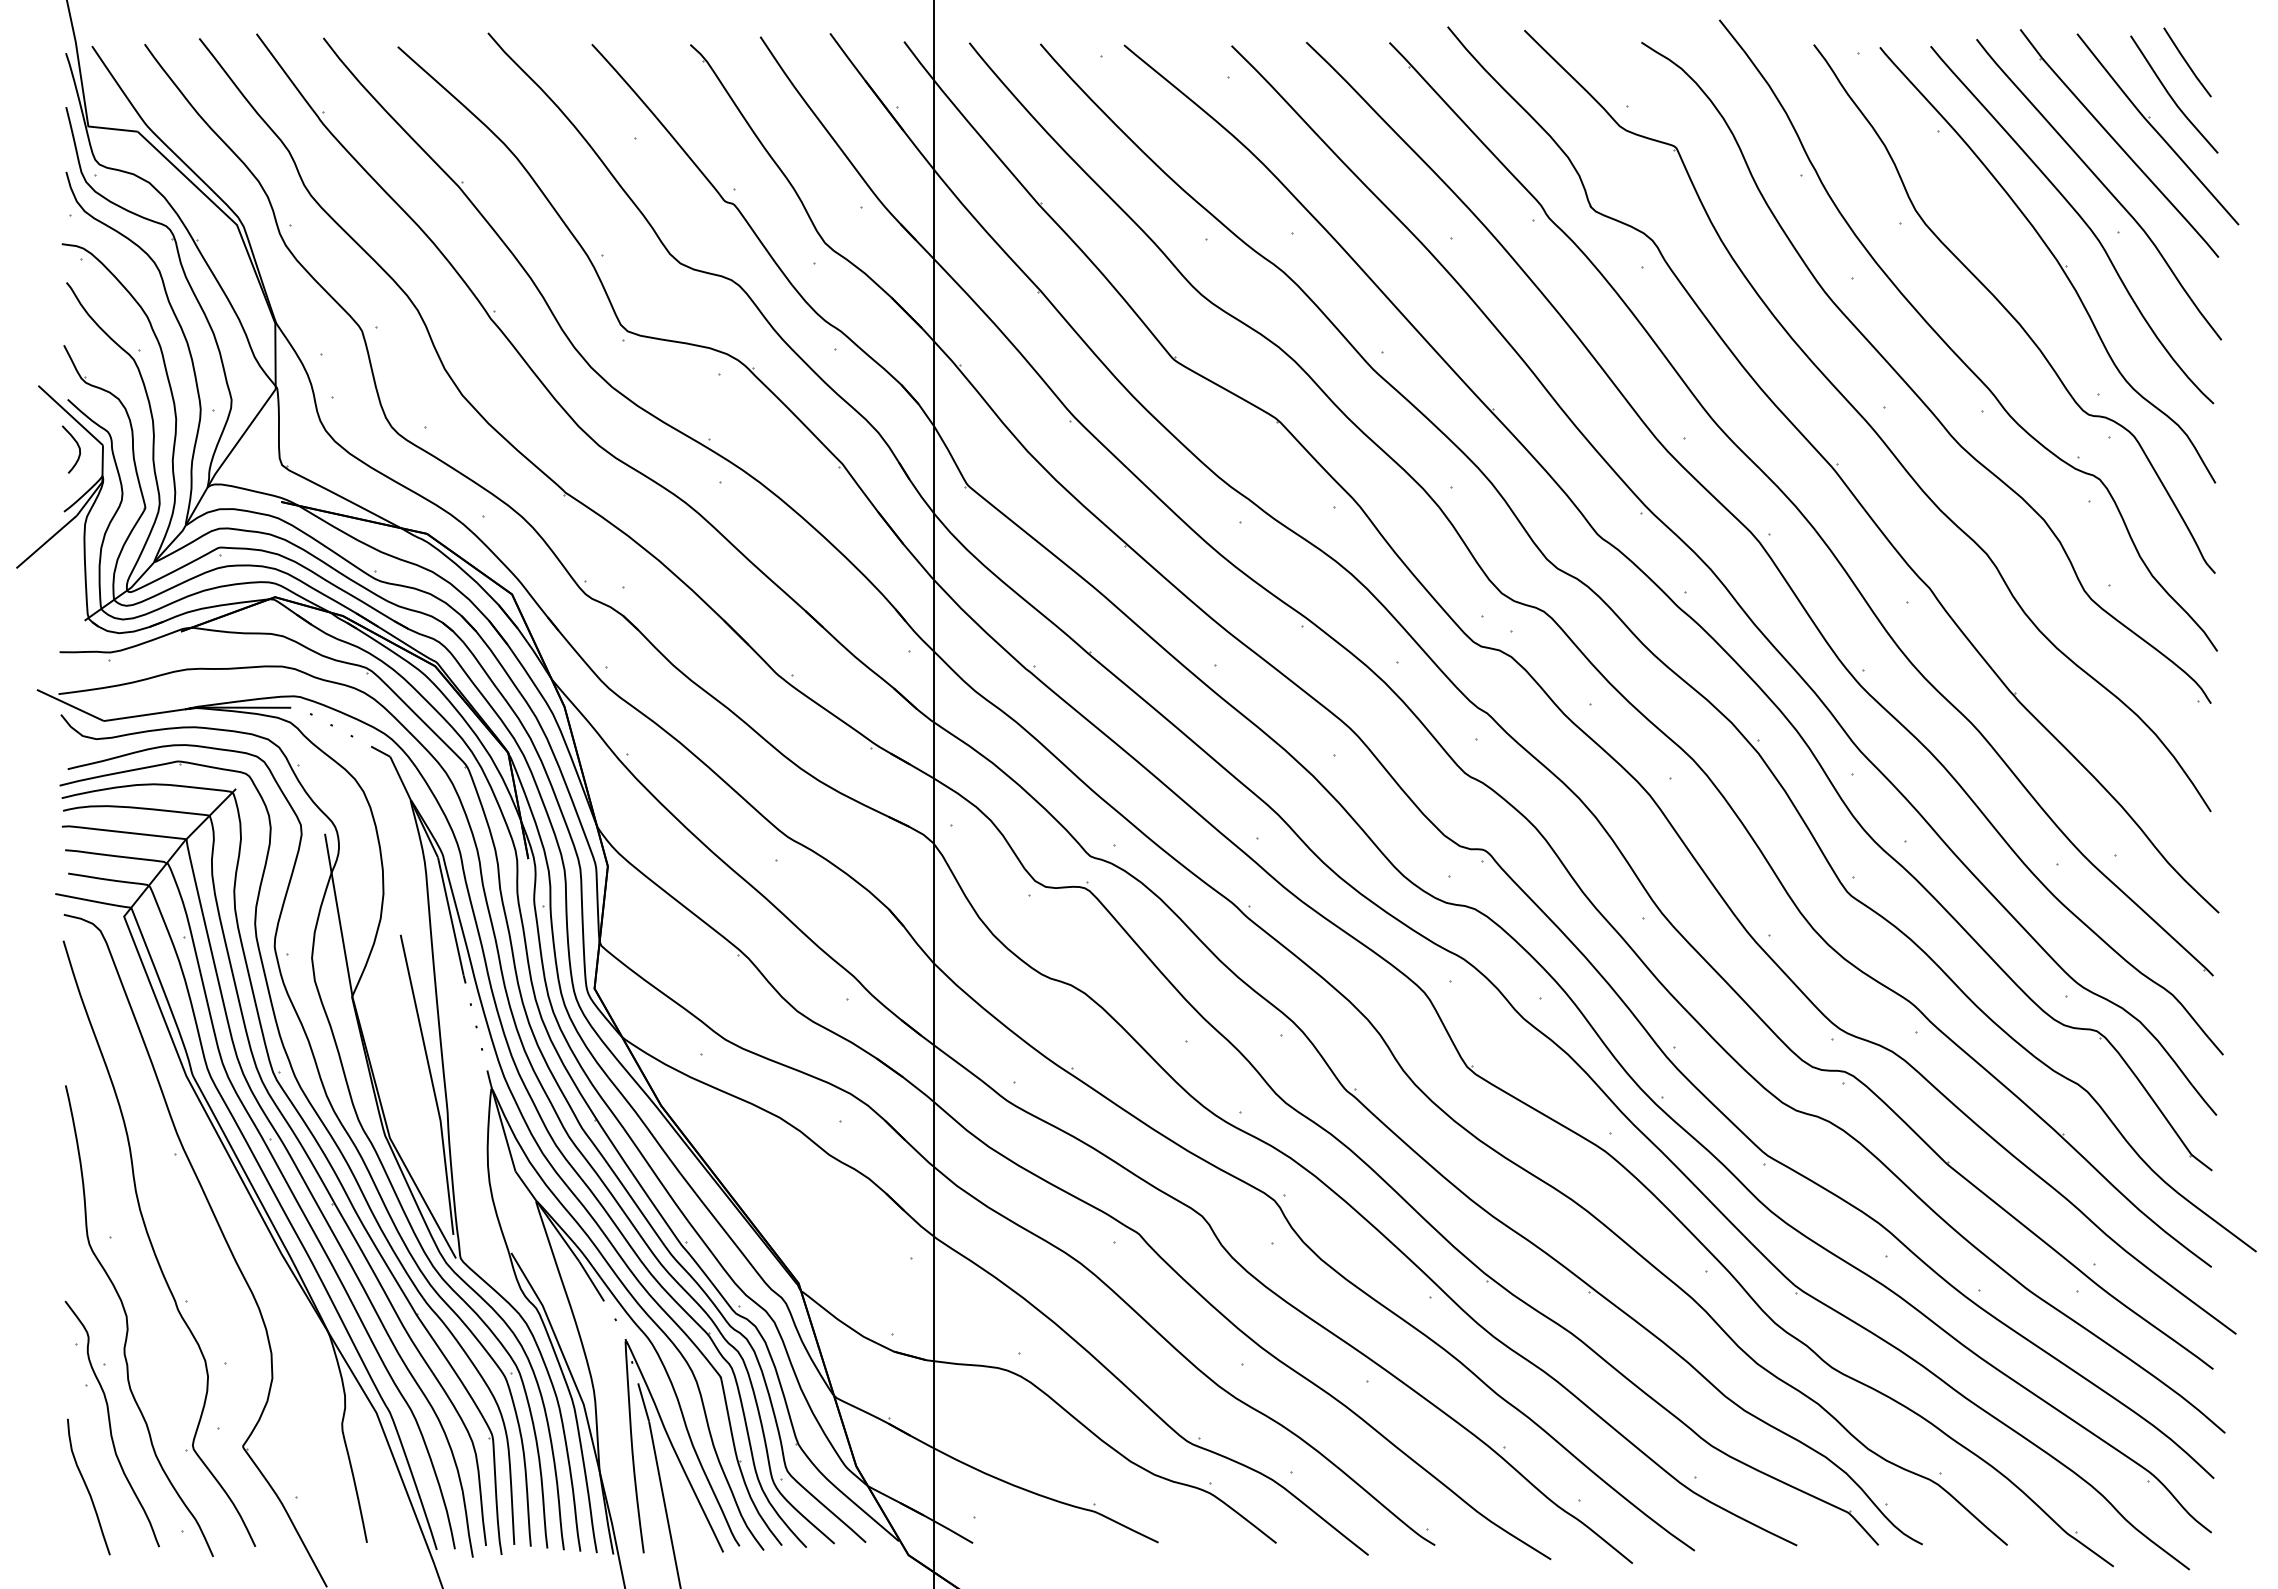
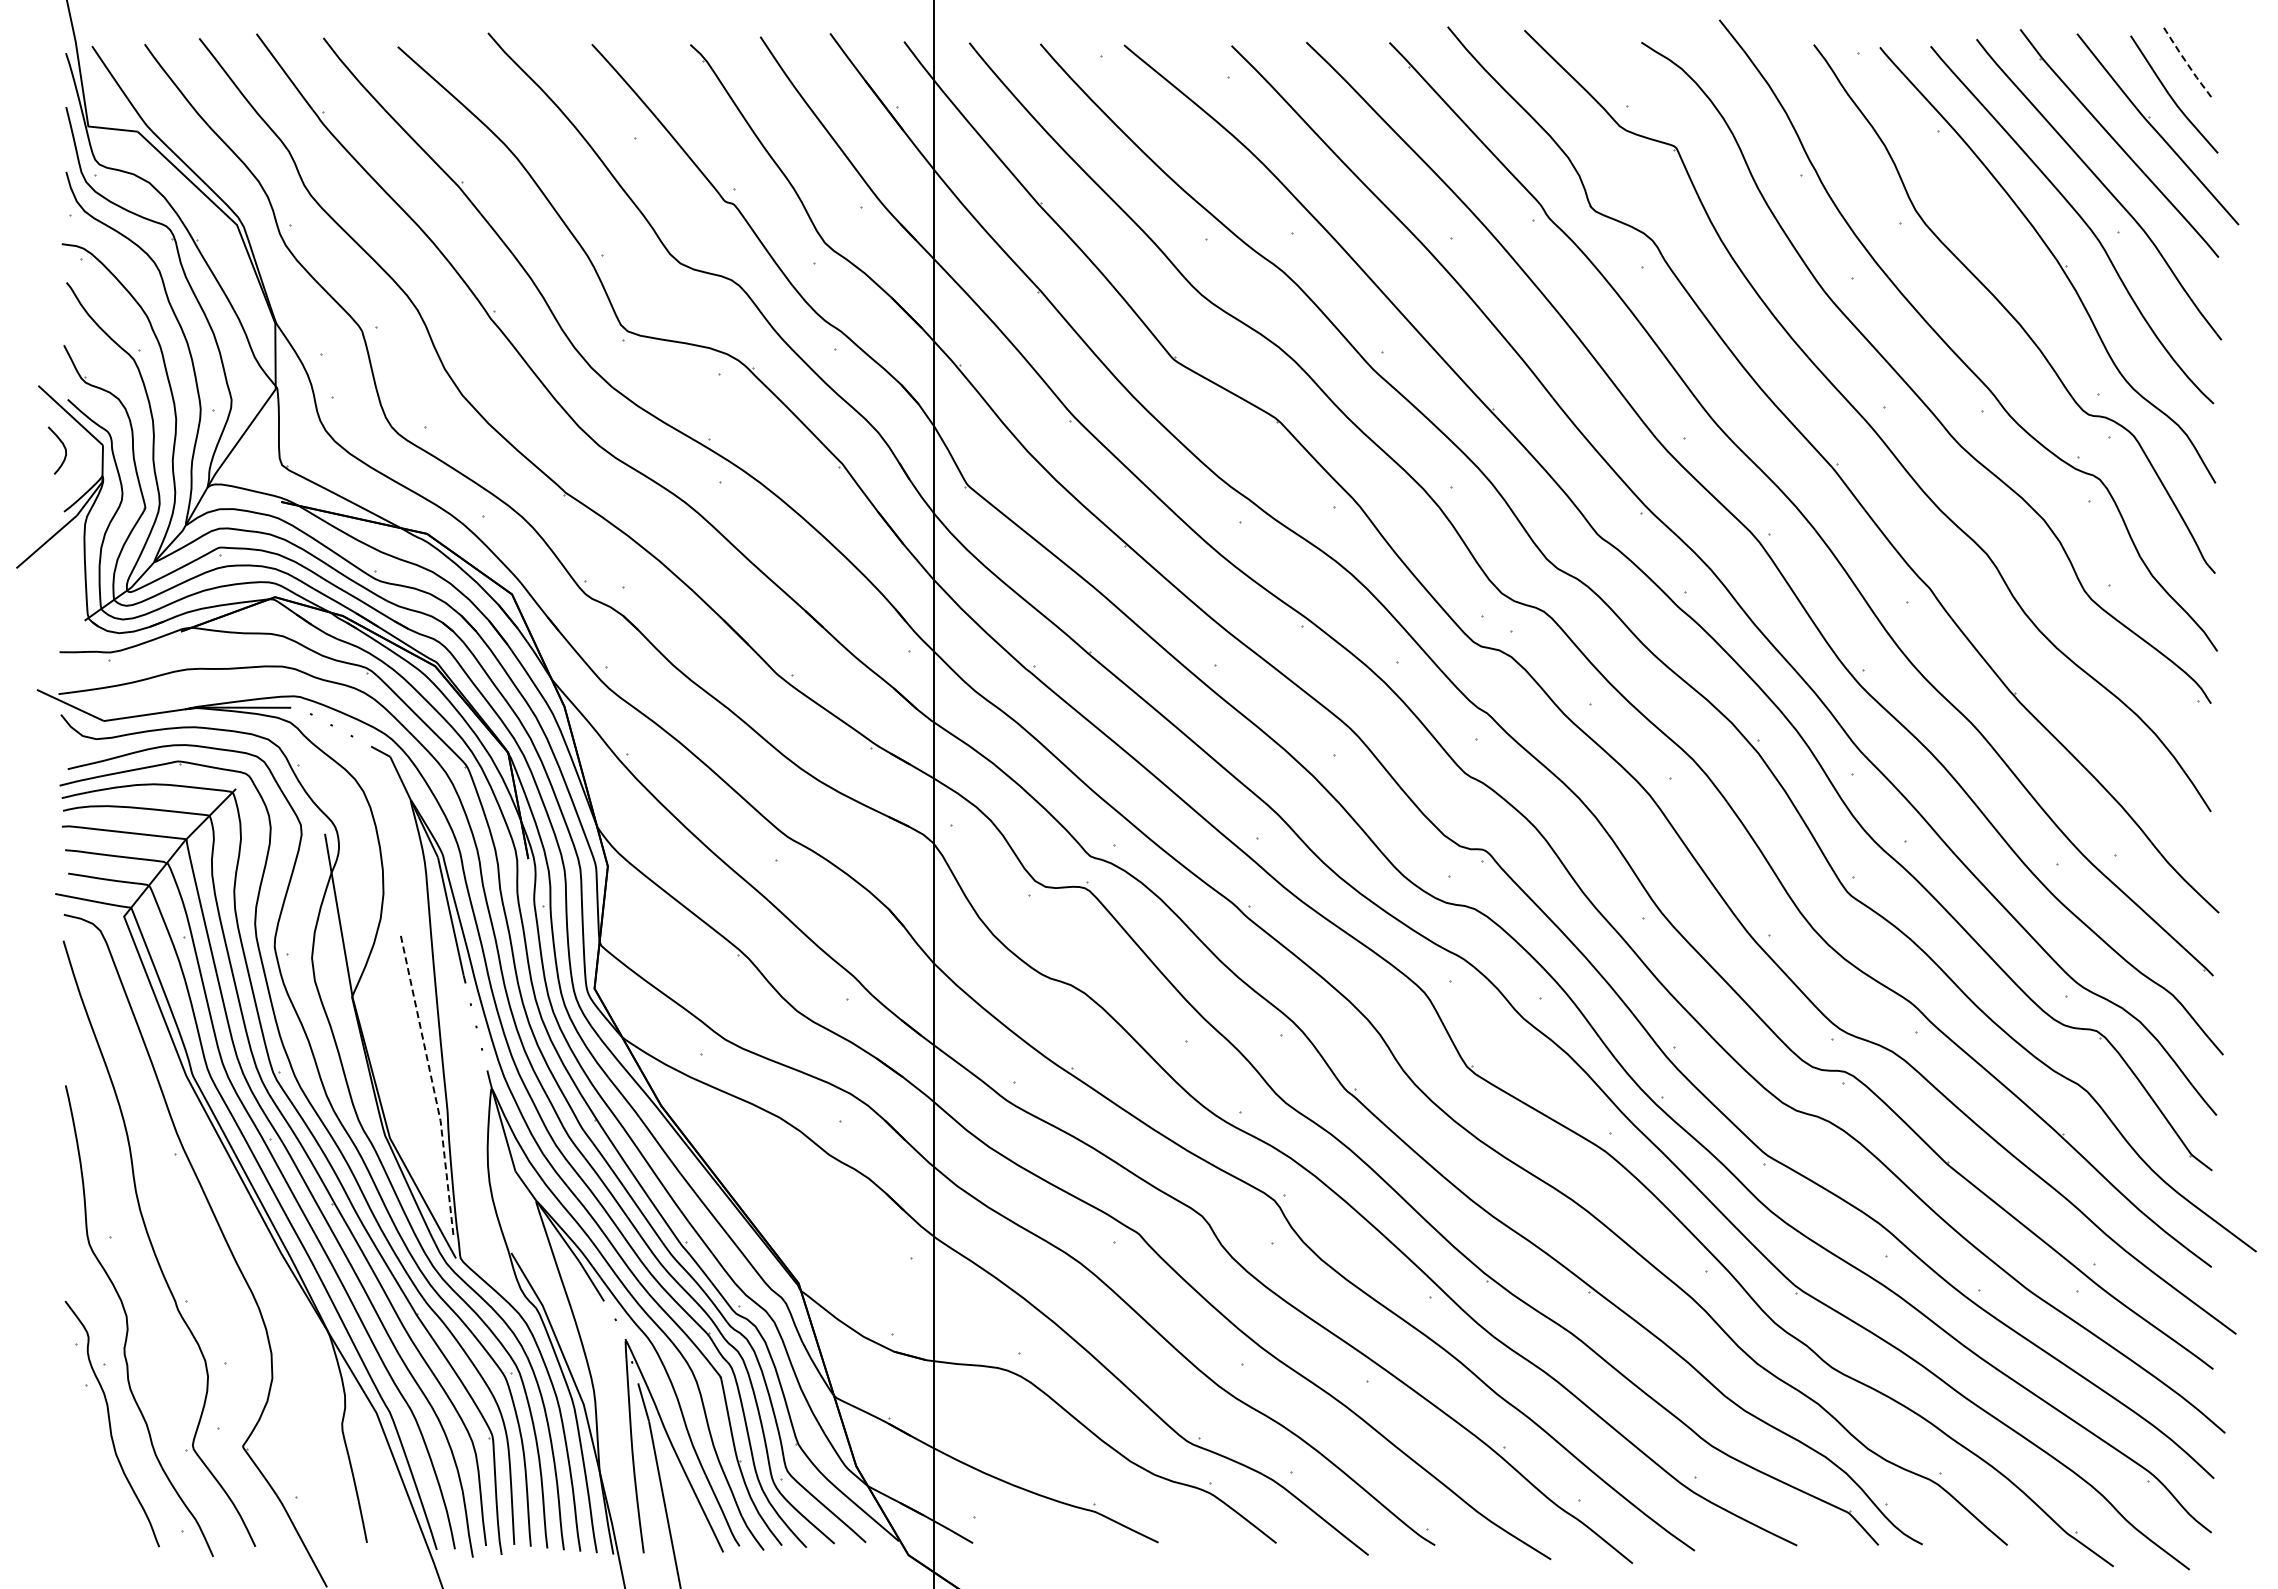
line: solid -> dashed (2187, 63)
curve position: (77, 446) -> (63, 447) (63, 447)
line: solid -> dashed (432, 1083)
curve: present -> none (87, 1486)
